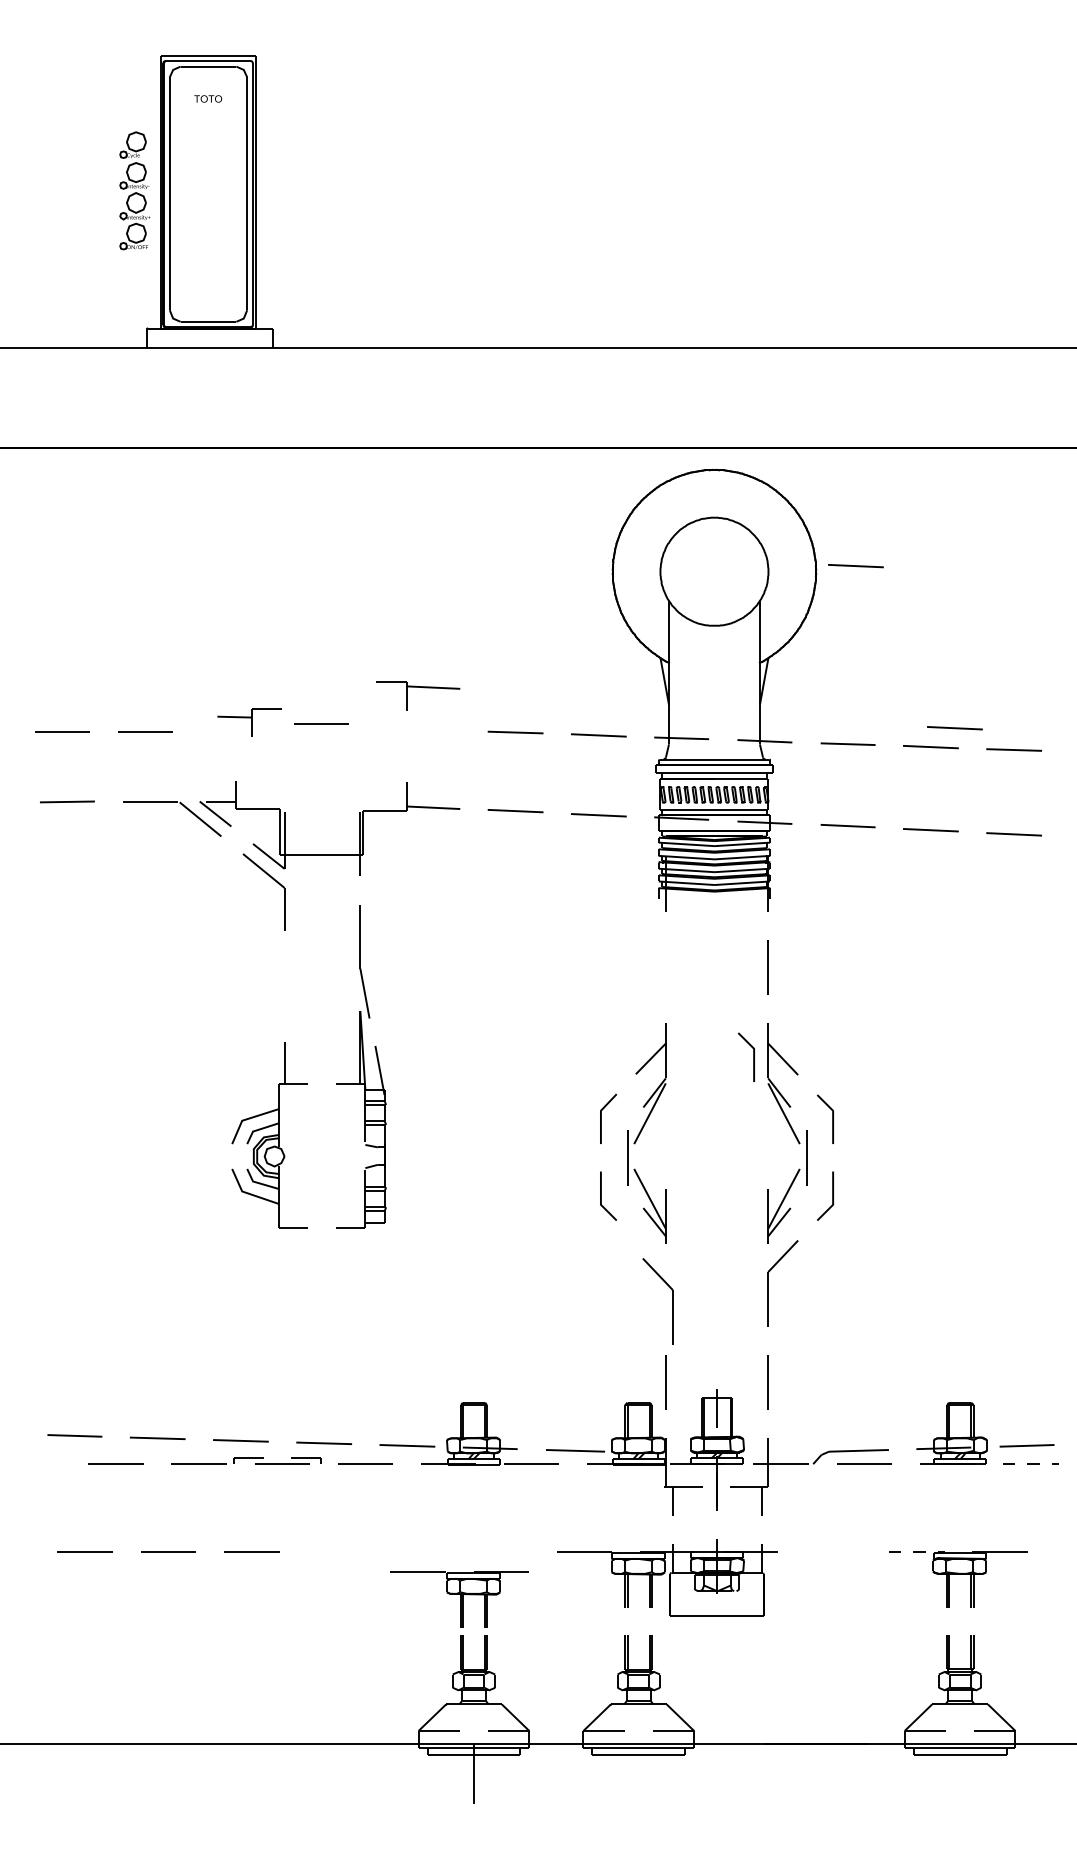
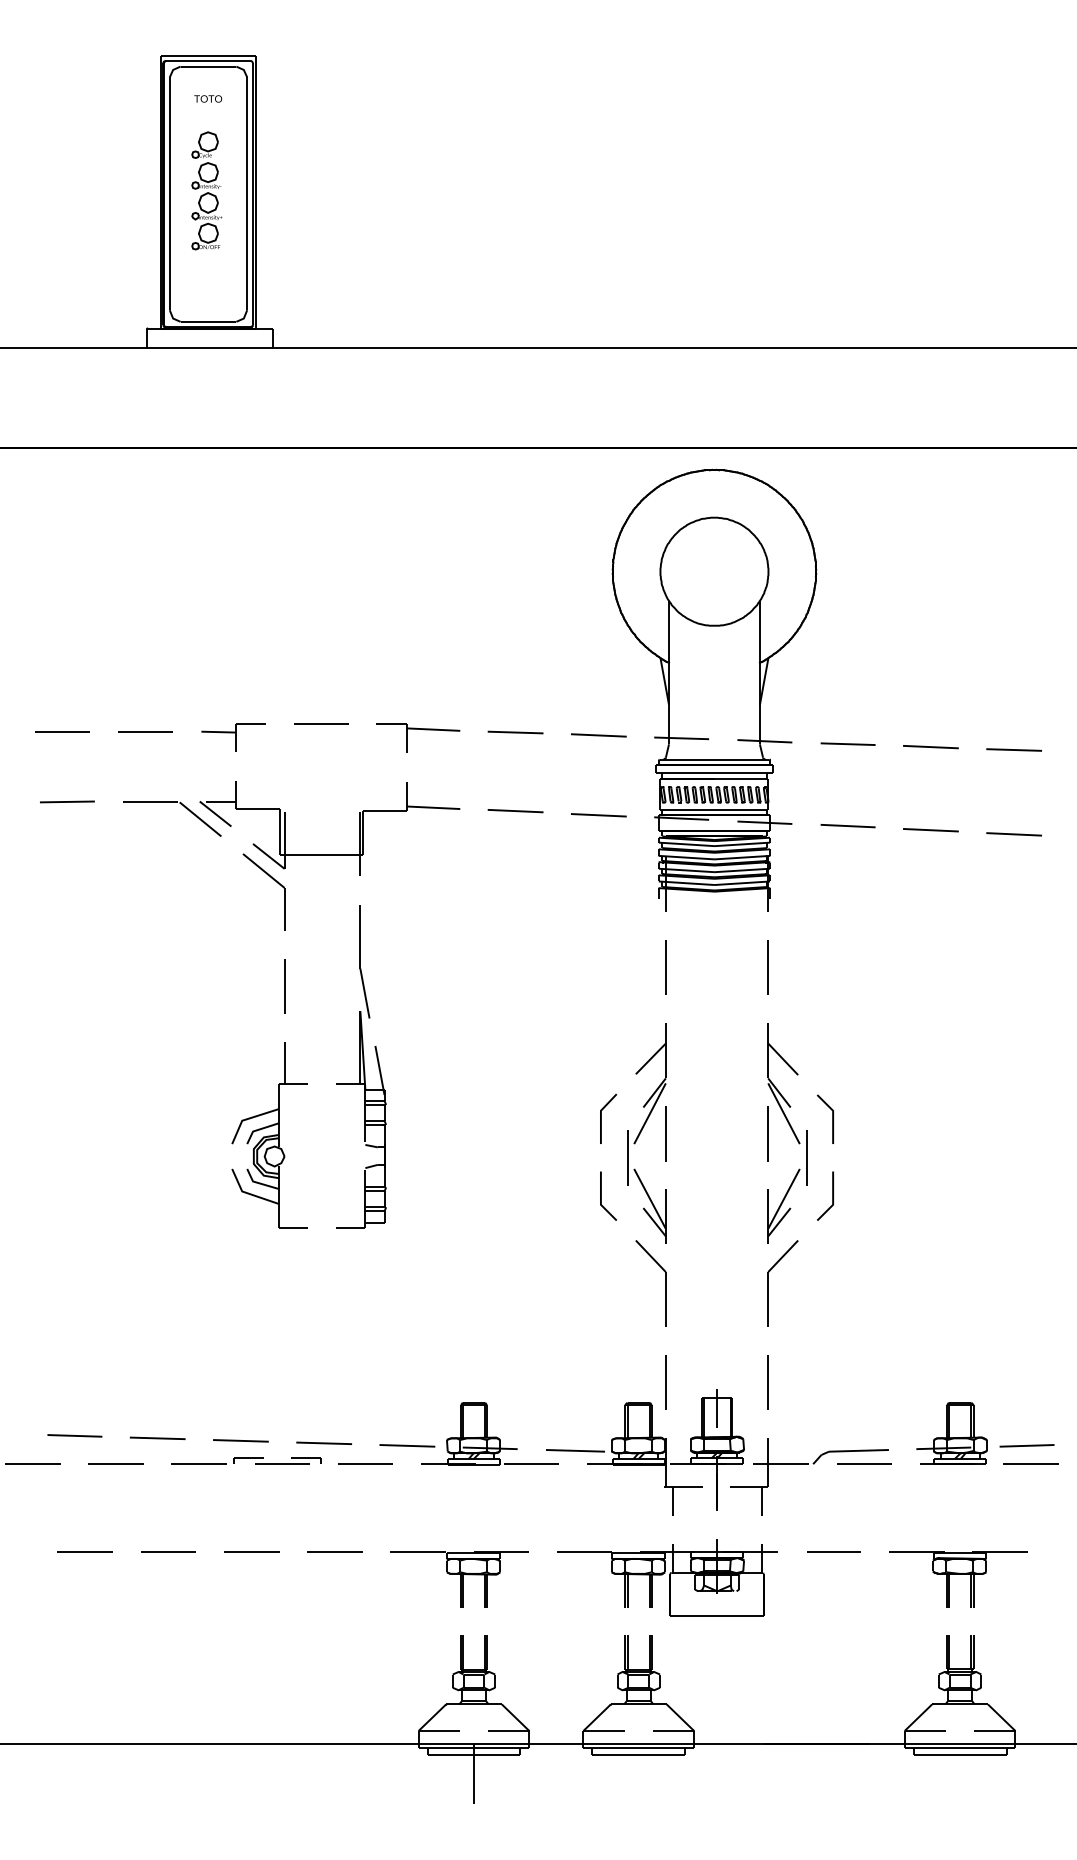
part position: (134, 190) -> (206, 190) (206, 190)
line: present -> none (855, 566)
part position: (418, 687) -> (418, 729) (418, 729)
part position: (249, 722) -> (233, 737) (233, 737)
line: present -> none (954, 728)
line: none -> present (665, 967)
line: none -> present (284, 986)
line: present -> none (753, 1056)
line: none -> present (665, 1133)
line: none -> present (767, 1133)
part position: (672, 1301) -> (665, 1283) (665, 1283)
line: none -> present (32, 1463)
line: dashed -> solid (1030, 1464)
line: none -> present (334, 1551)
line: none -> present (833, 1551)
line: dashed -> solid (916, 1552)
part position: (459, 1599) -> (459, 1579) (459, 1579)
